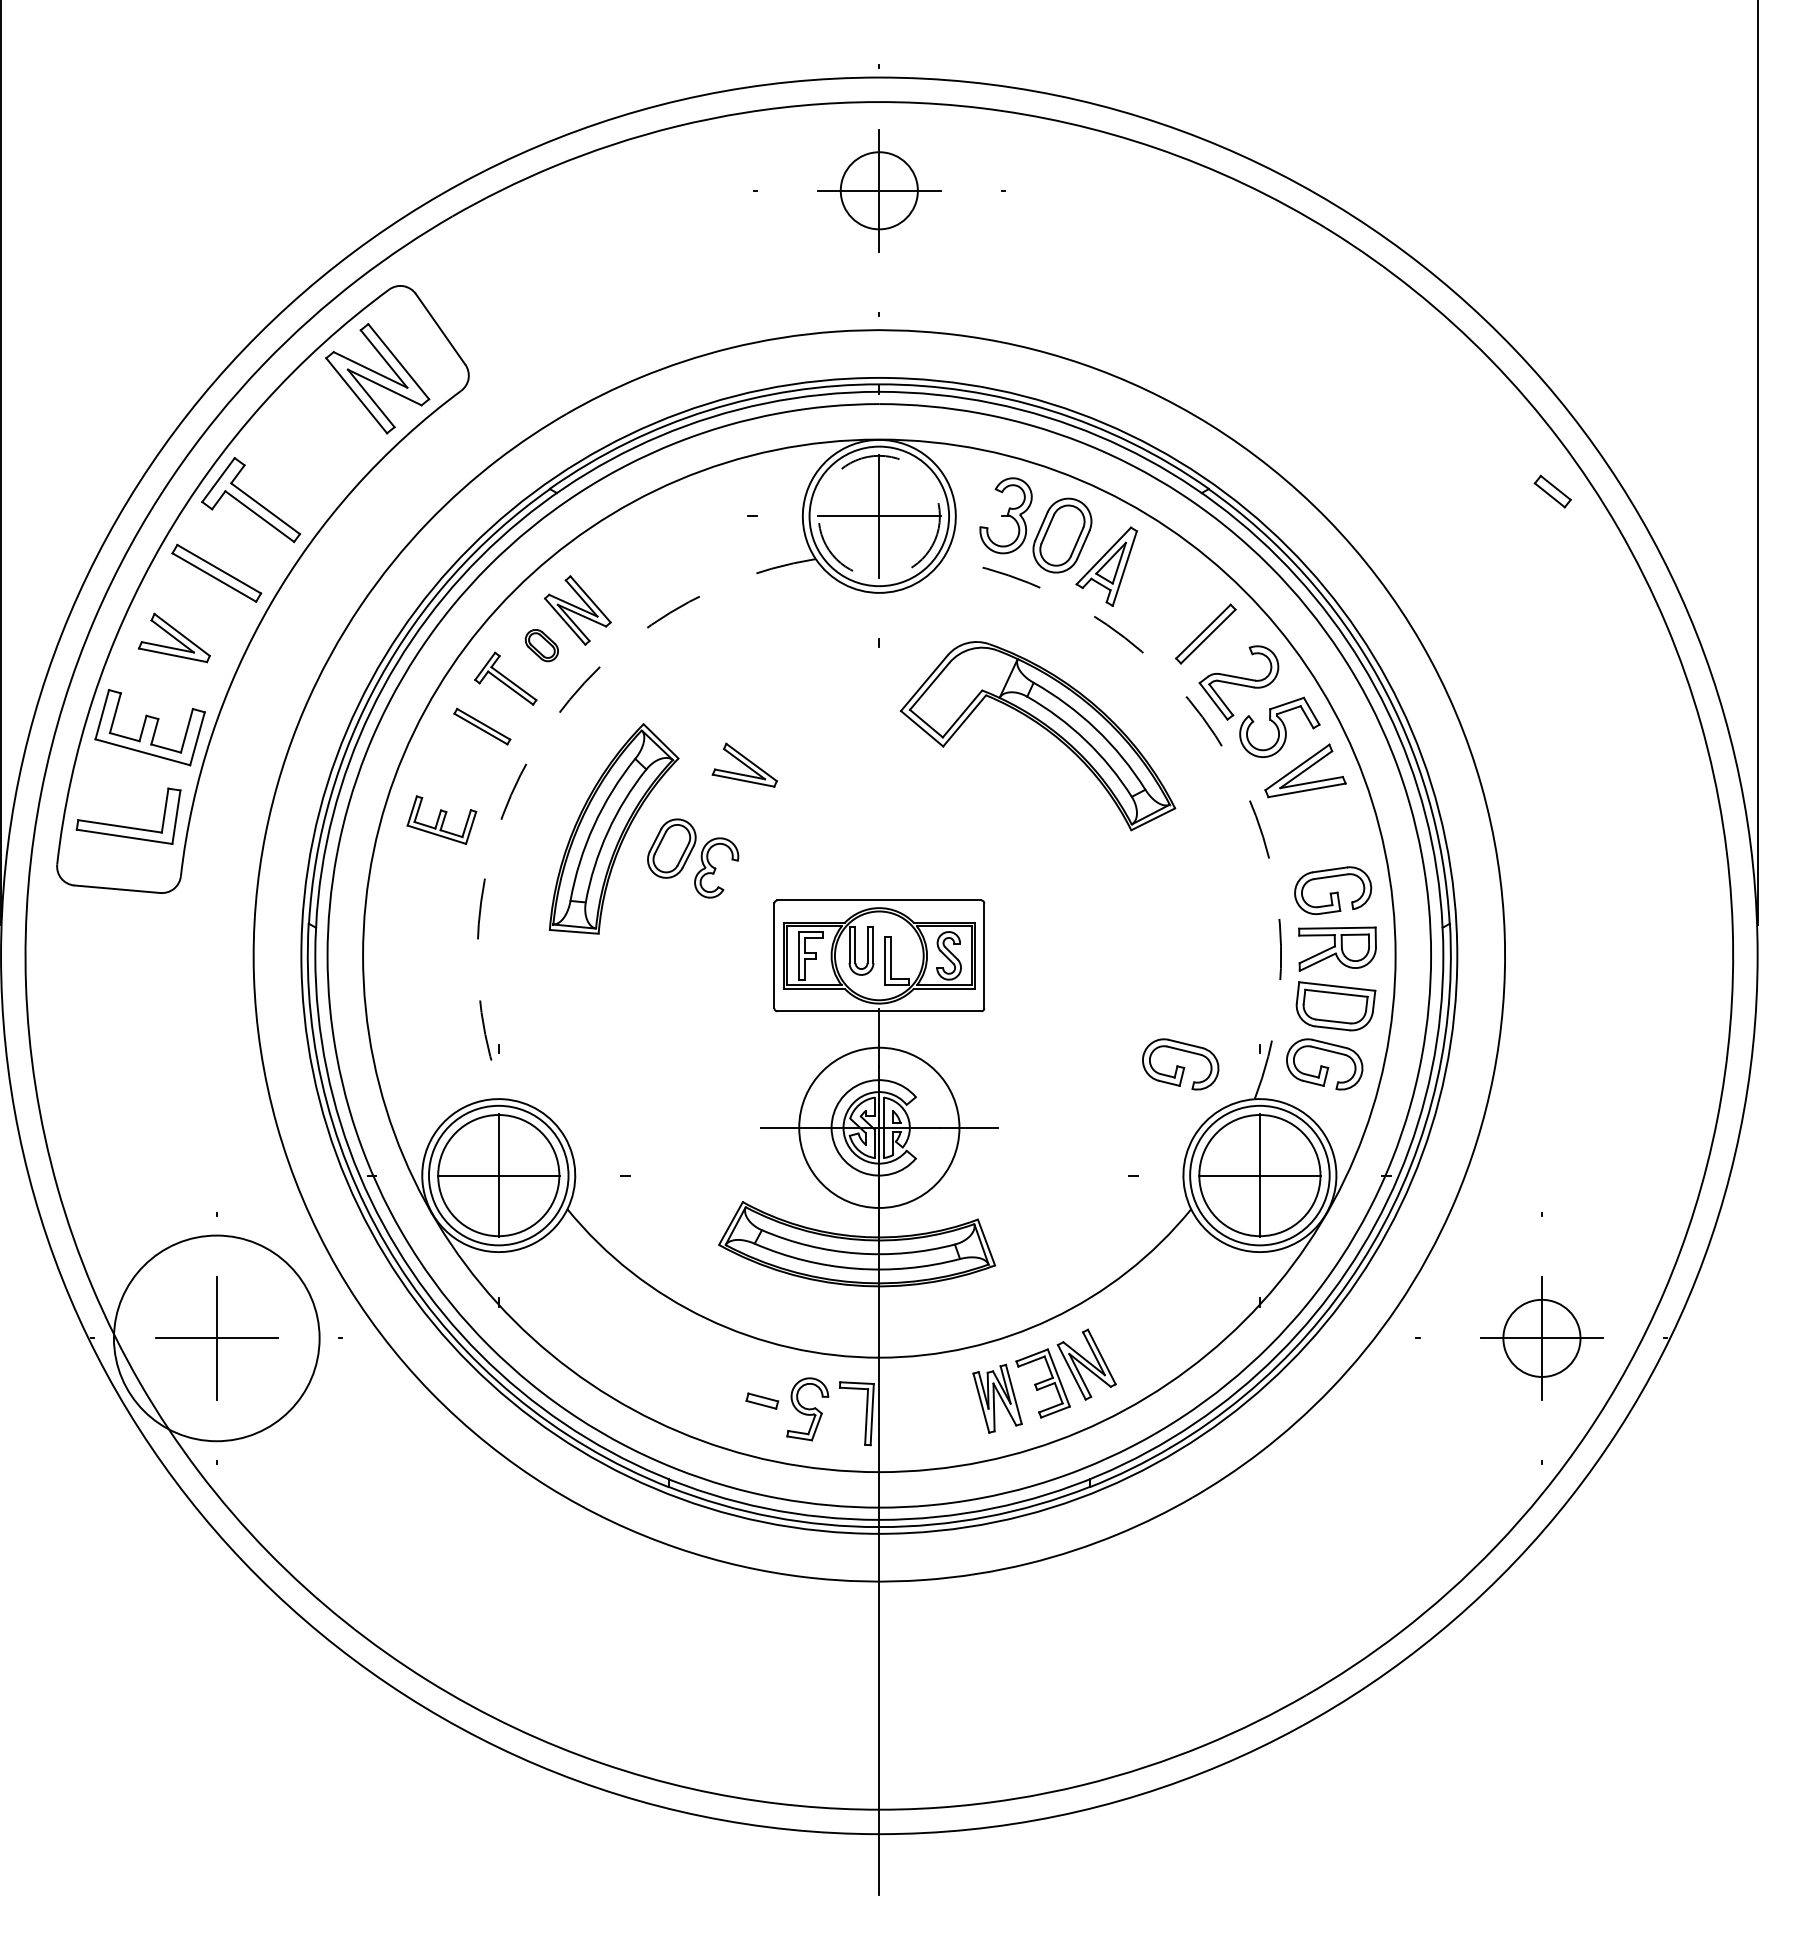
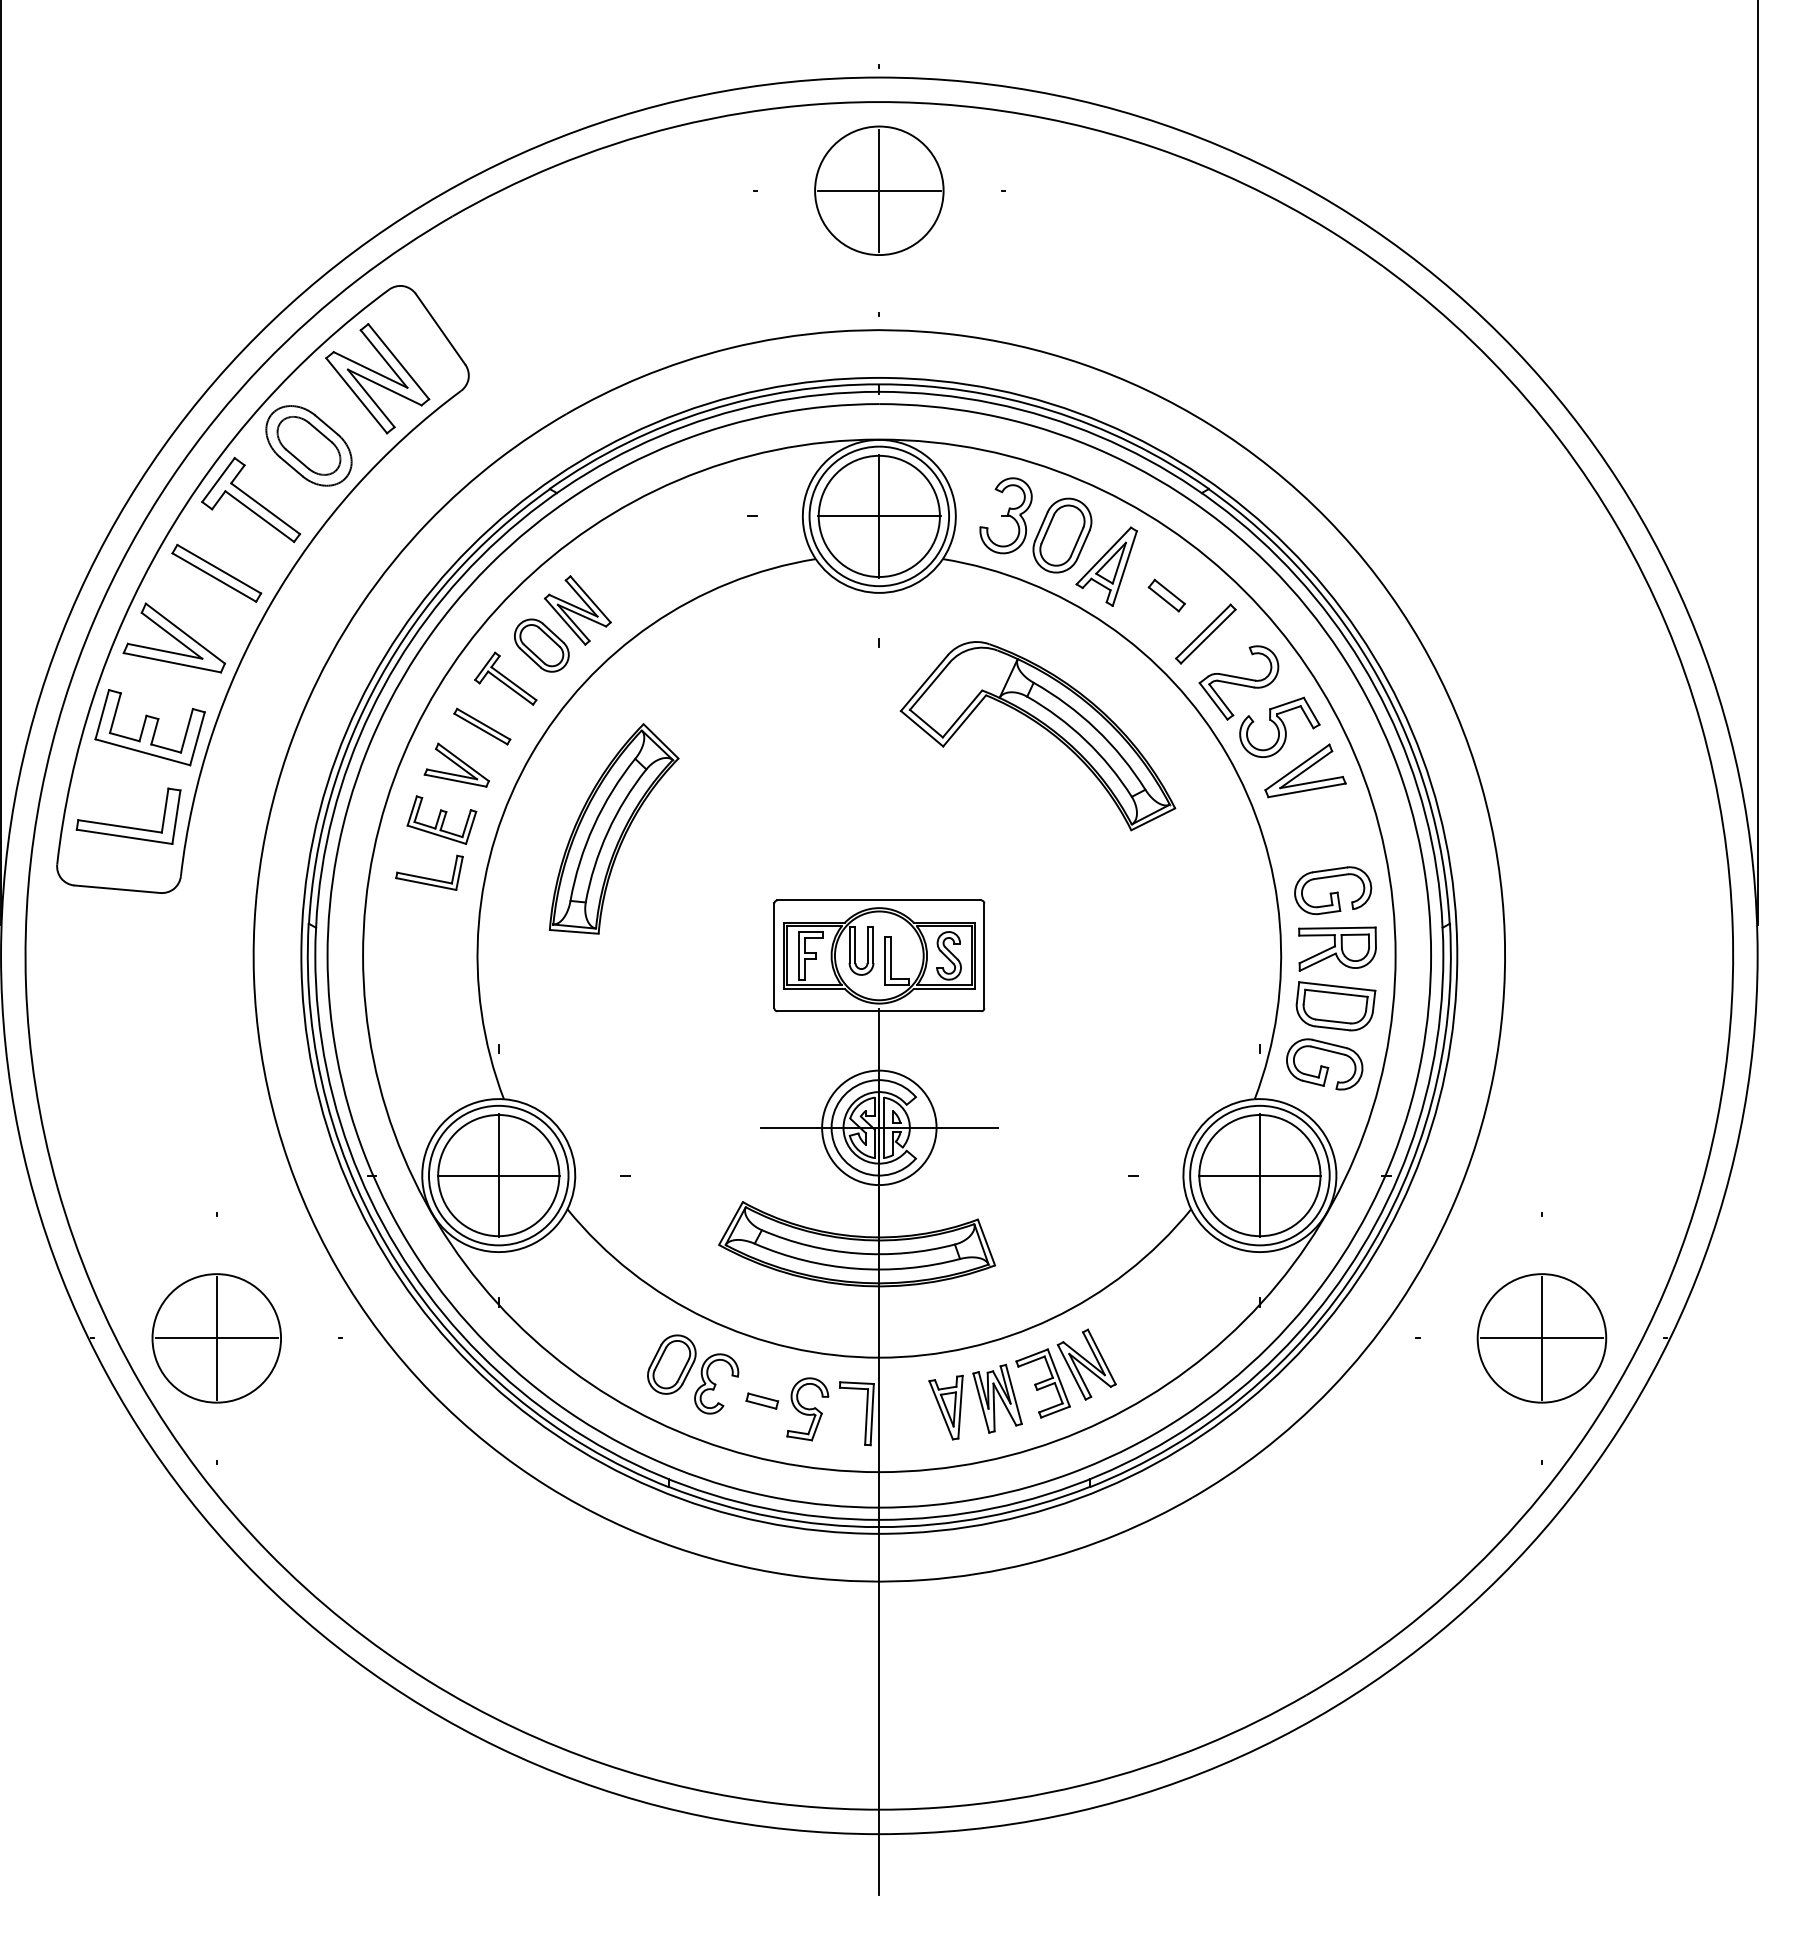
circle diameter: 77 px -> 129 px (879, 190)
part: none -> present (308, 445)
part position: (1552, 491) -> (1166, 595) (1166, 595)
circle: dashed -> solid (878, 516)
part size: 73x52 px -> 105x72 px (174, 637)
part size: 35x34 px -> 56x55 px (541, 645)
arc: dashed -> solid (531, 754)
arc: dashed -> solid (1227, 754)
part position: (744, 764) -> (456, 764) (456, 764)
part position: (693, 858) -> (693, 1374) (693, 1374)
part: none -> present (429, 872)
part: present -> none (1180, 1064)
circle diameter: 160 px -> 114 px (879, 1127)
circle diameter: 77 px -> 129 px (1541, 1338)
circle diameter: 206 px -> 129 px (216, 1338)
part: none -> present (945, 1407)
